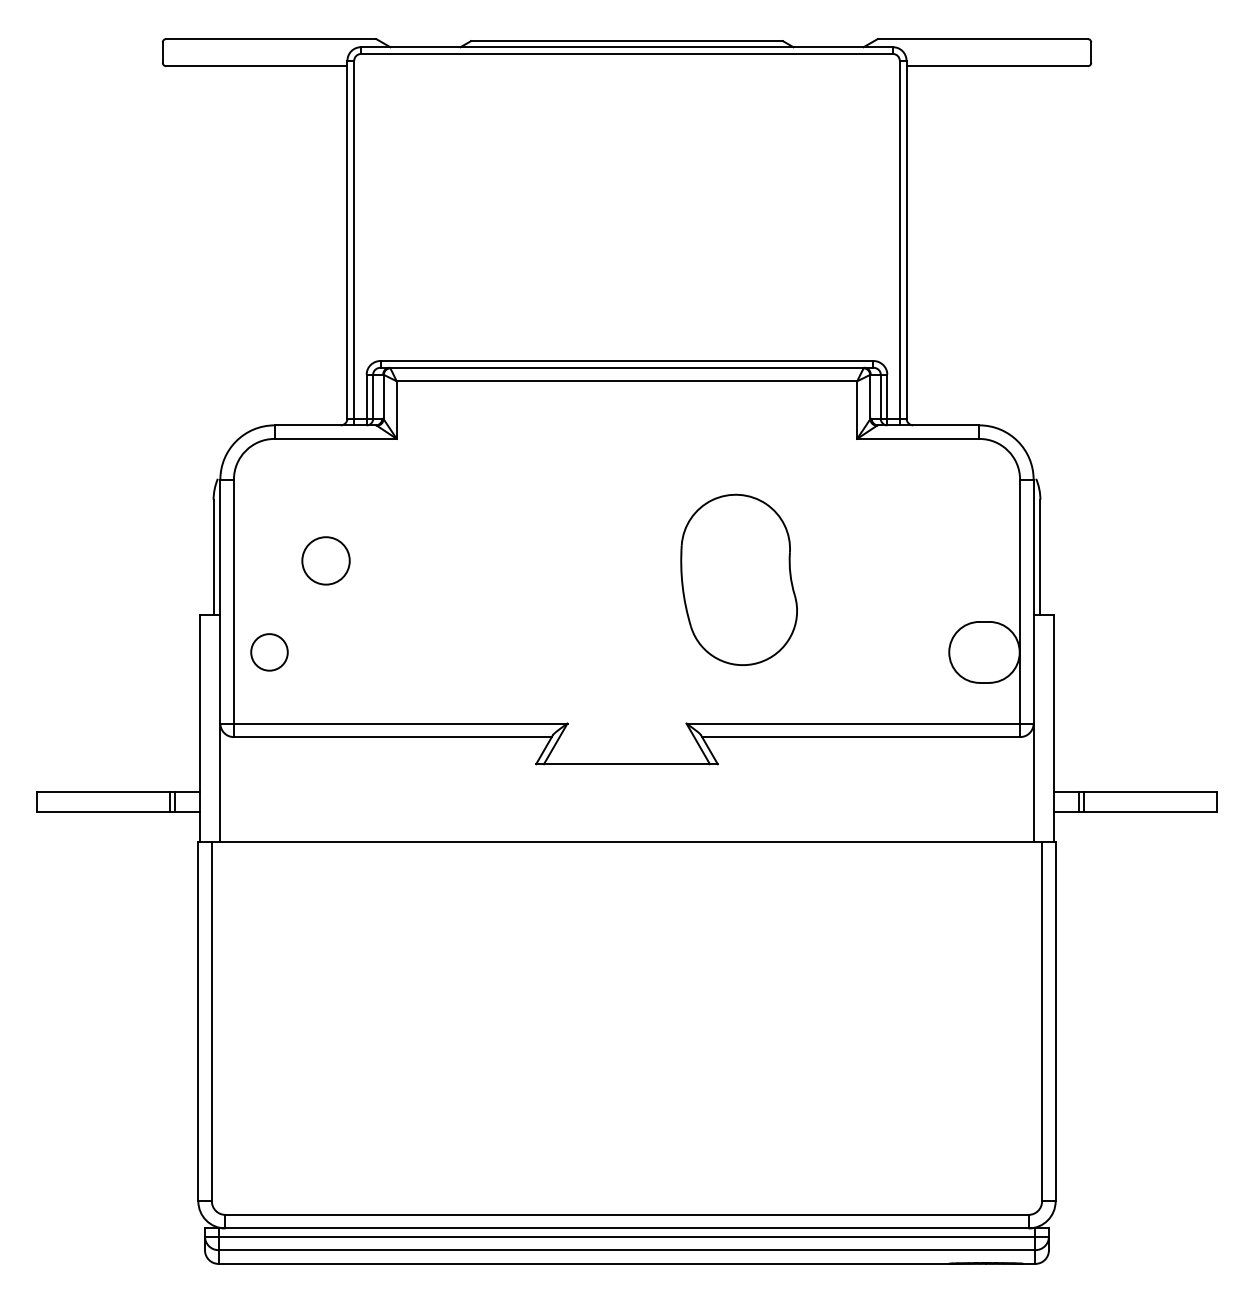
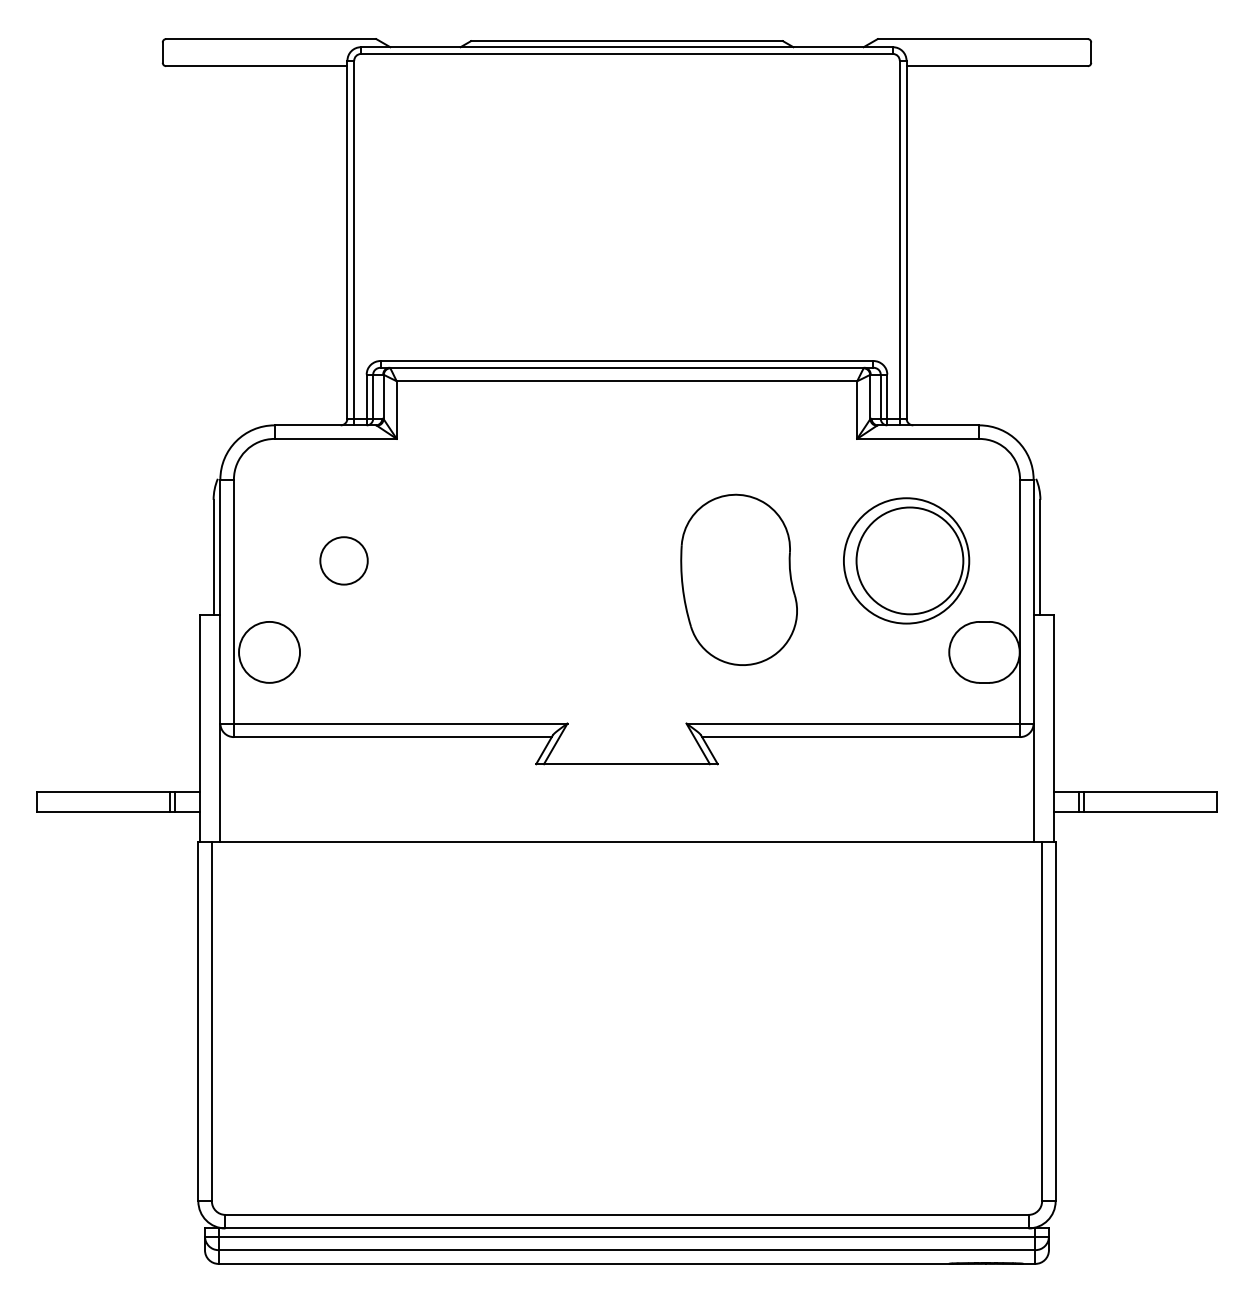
circle position: (325, 560) -> (343, 560) (343, 560)
part: none -> present (906, 560)
circle diameter: 37 px -> 61 px (269, 651)
